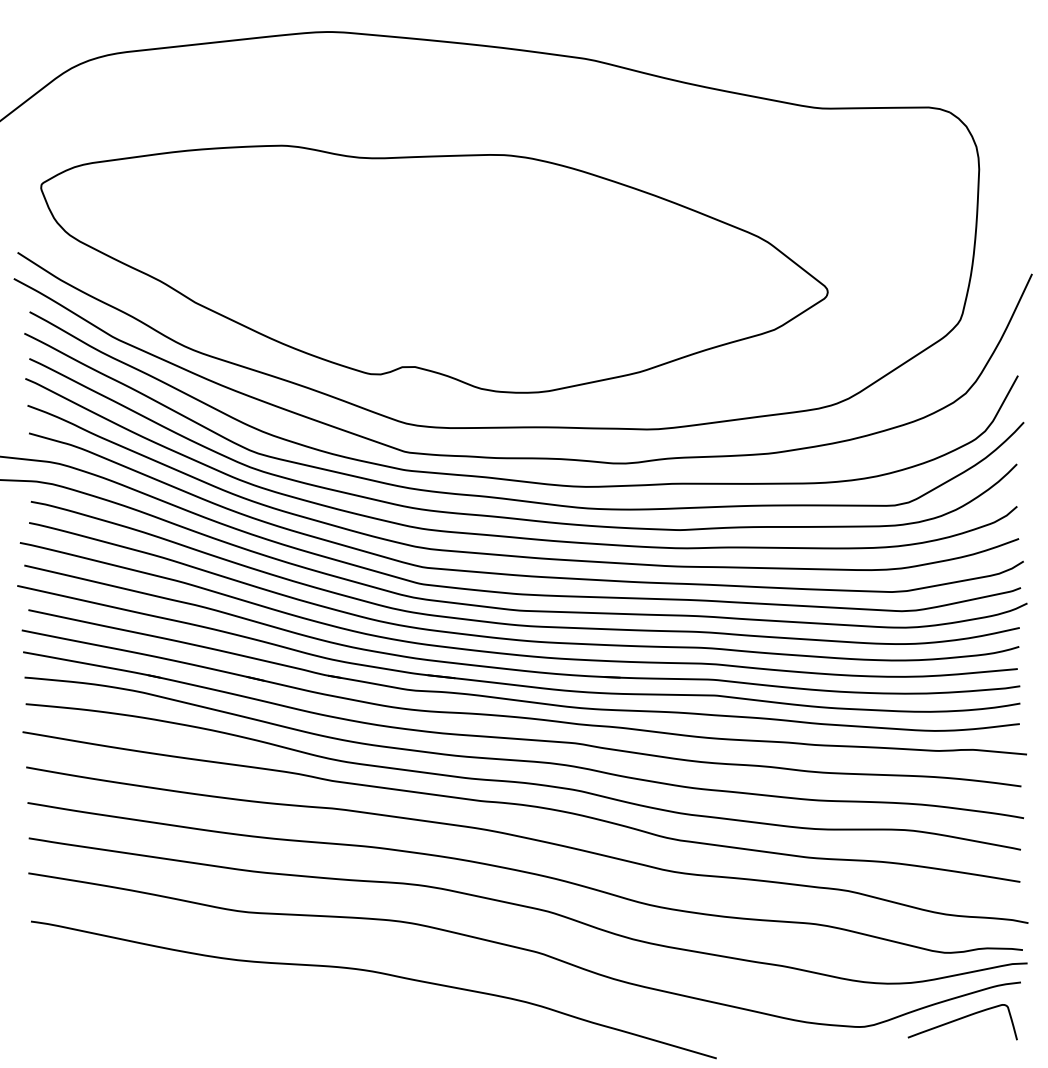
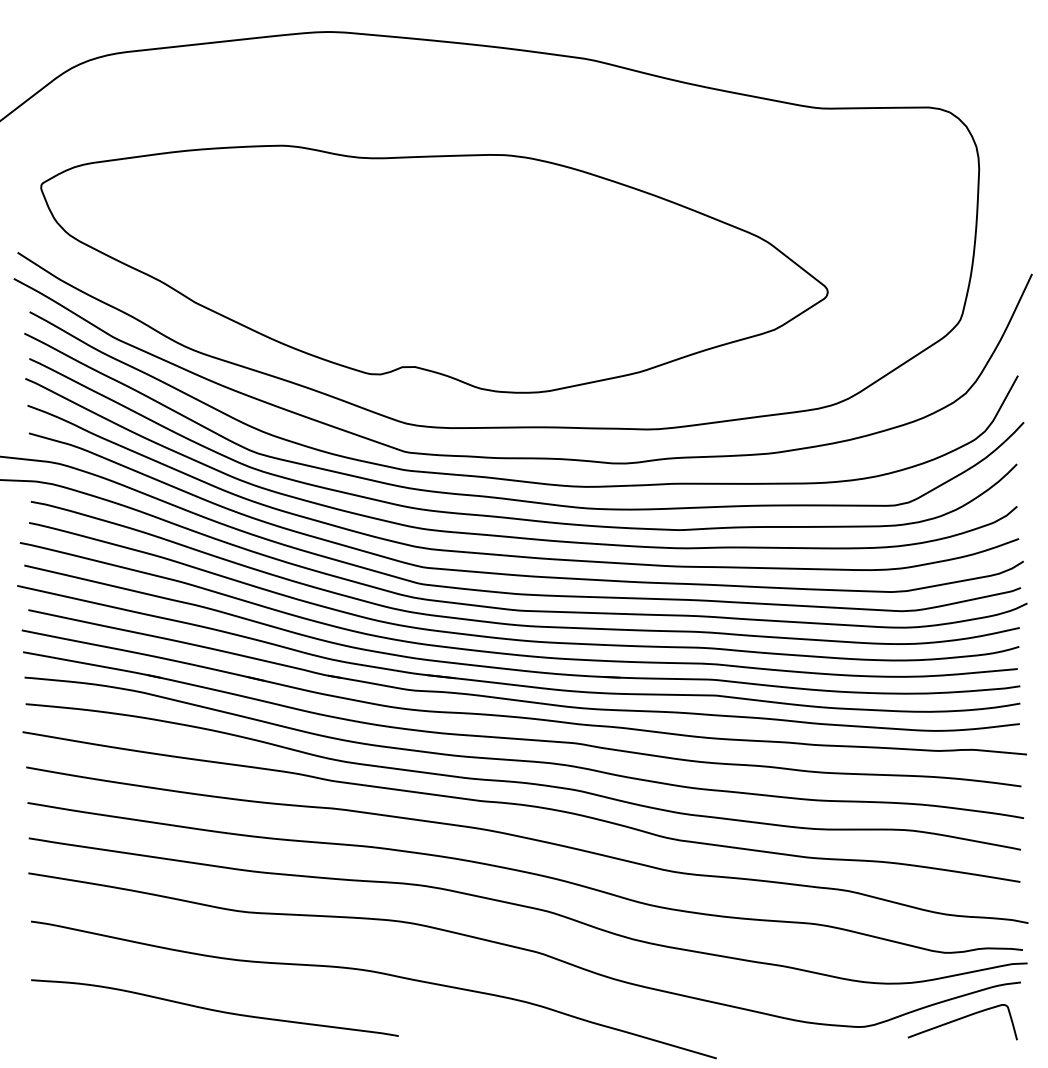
curve: none -> present (214, 1009)
